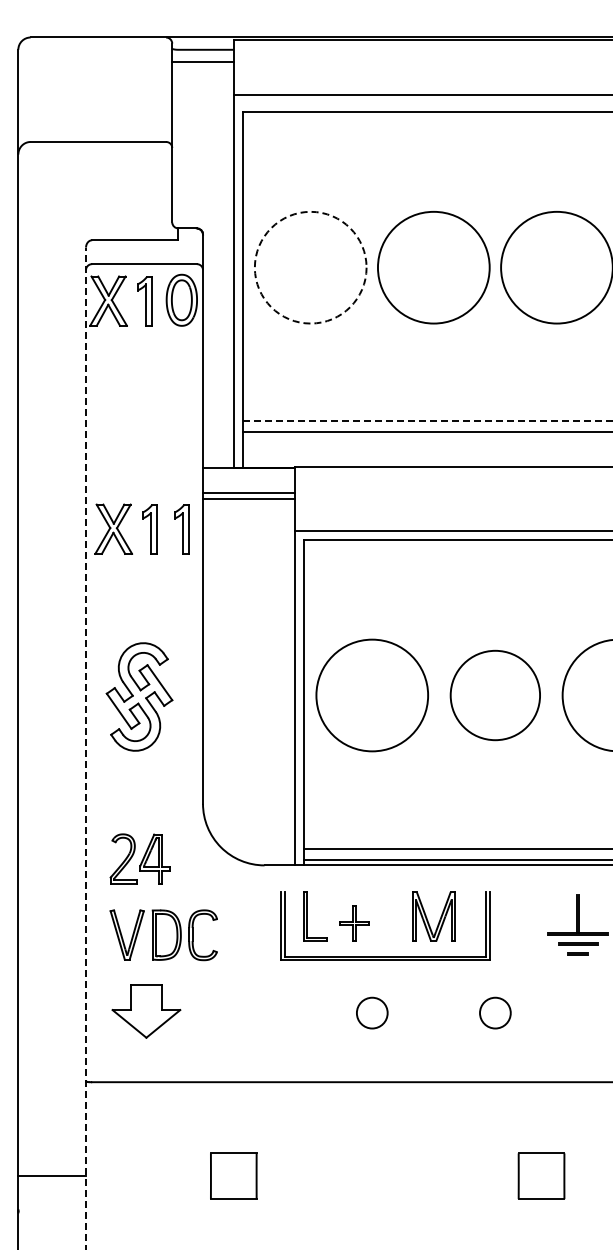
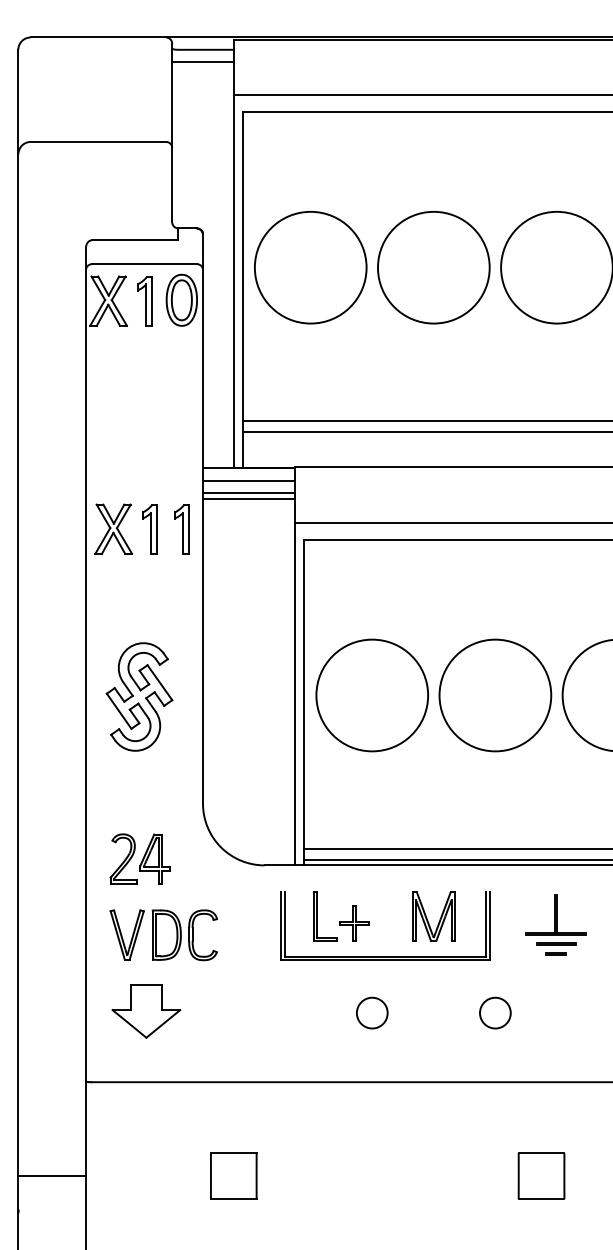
circle: dashed -> solid (310, 267)
line: dashed -> solid (427, 420)
line: none -> present (249, 480)
line position: (452, 531) -> (452, 523) (452, 523)
circle diameter: 89 px -> 112 px (495, 695)
line: dashed -> solid (86, 748)
part position: (307, 916) -> (317, 916) (317, 916)
part position: (577, 924) -> (555, 924) (555, 924)
